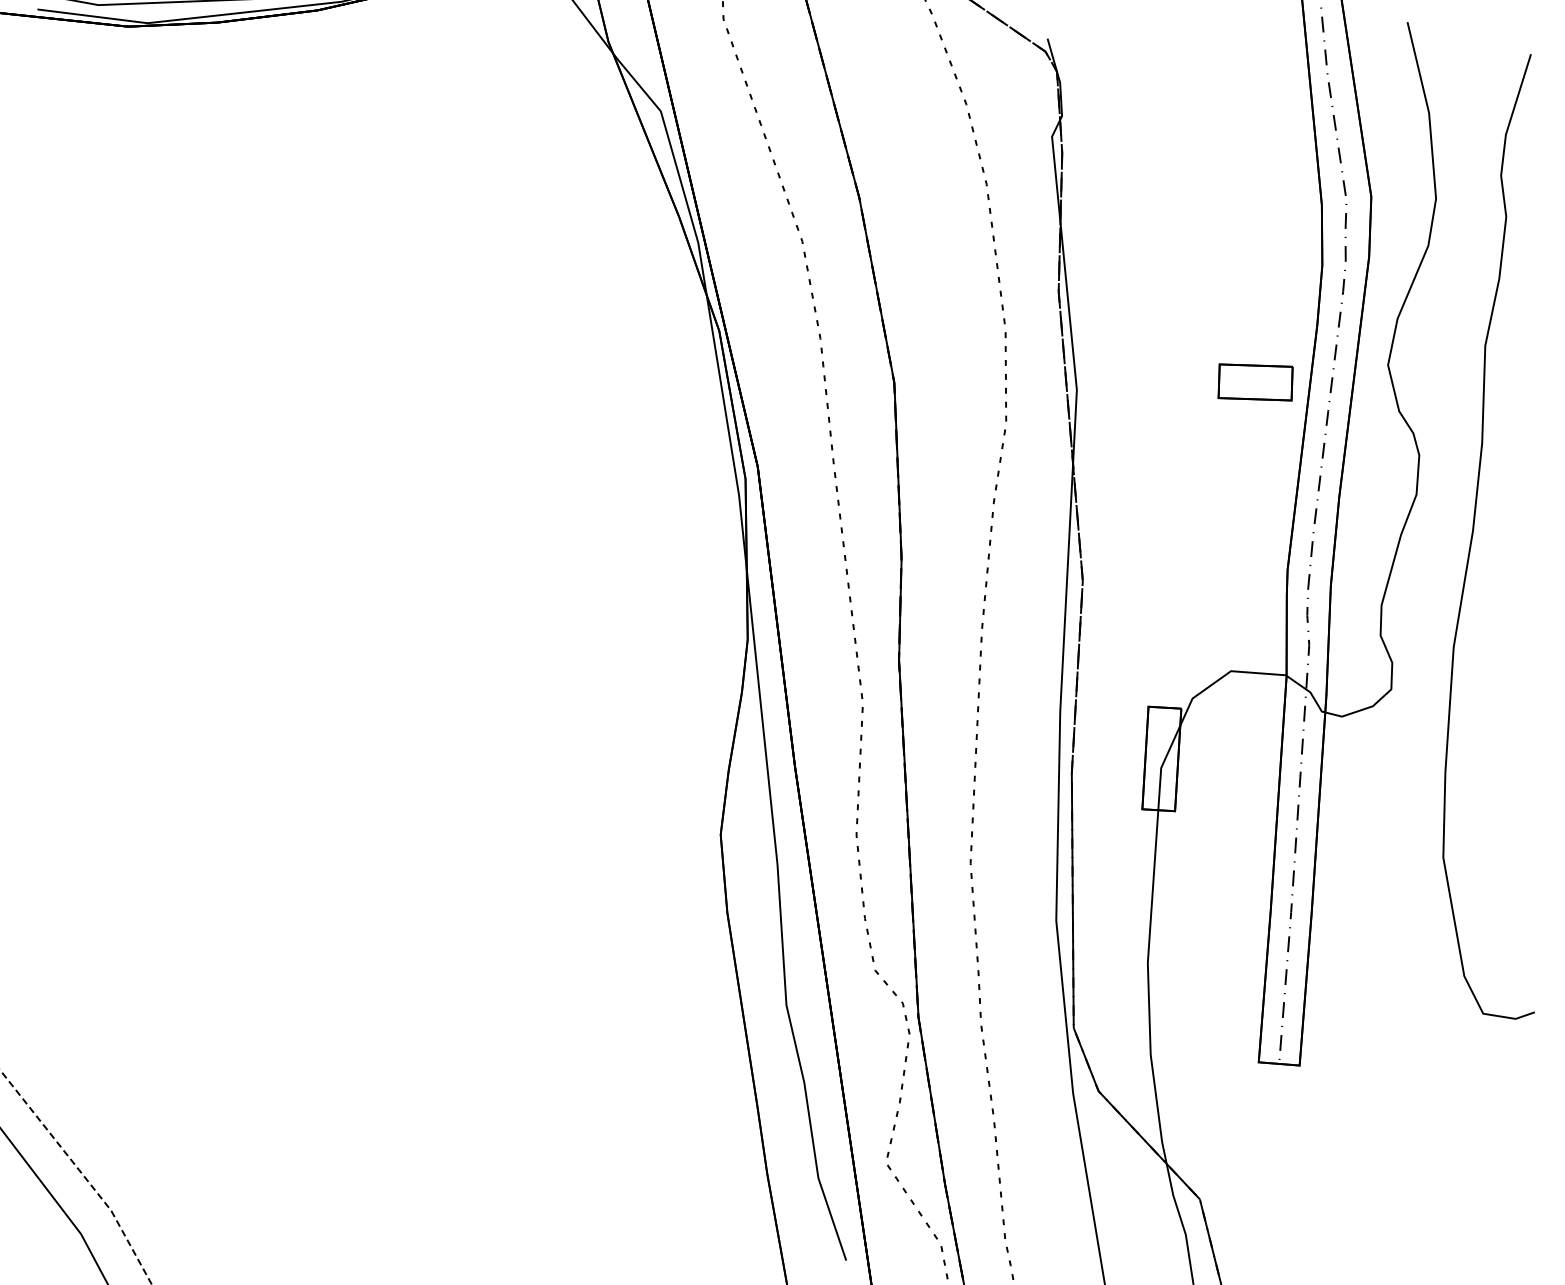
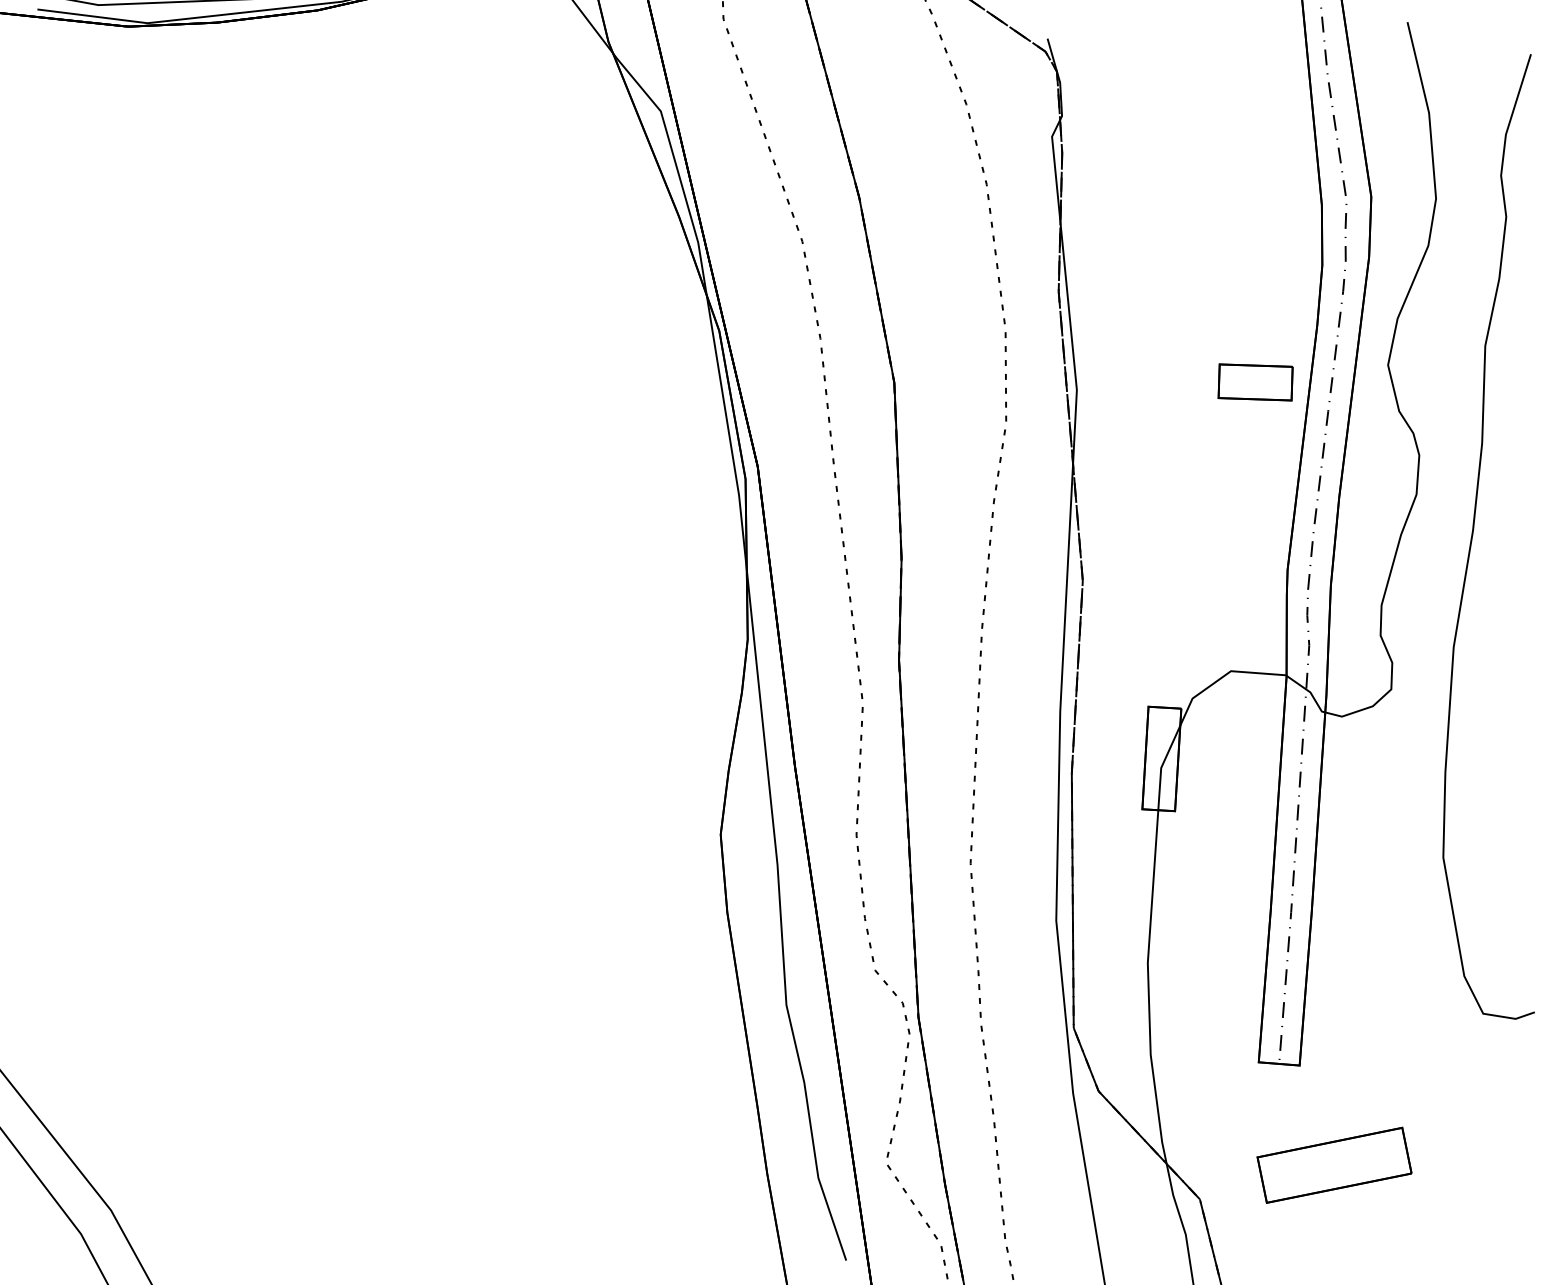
part: none -> present (1334, 1164)
line: dashed -> solid (82, 1173)
